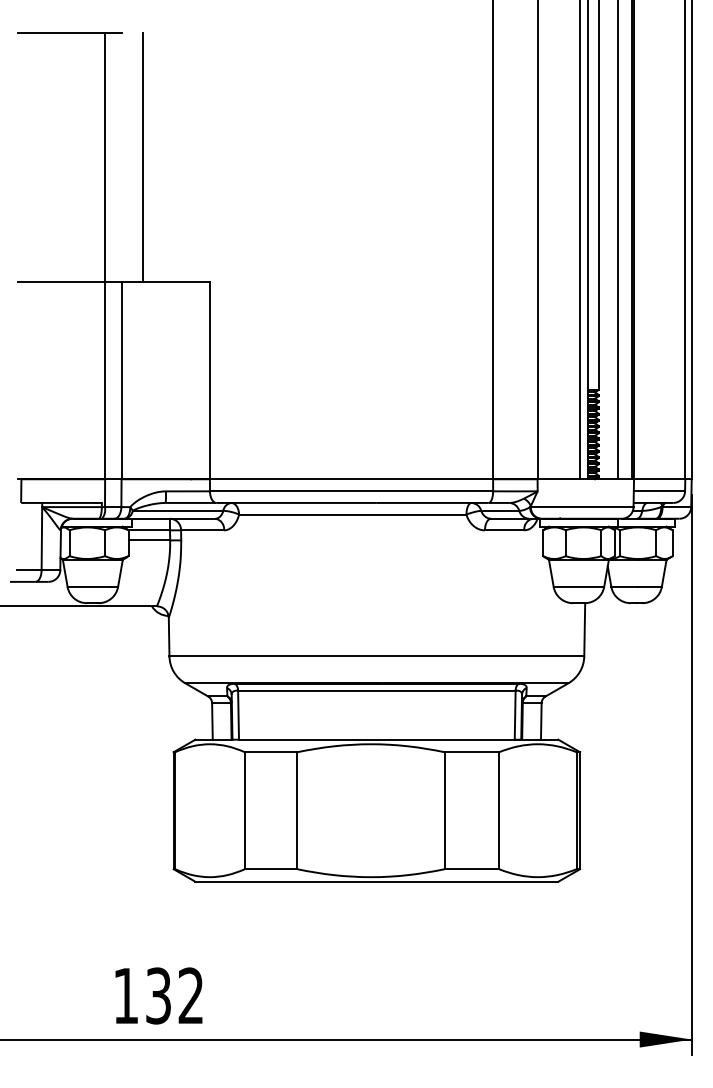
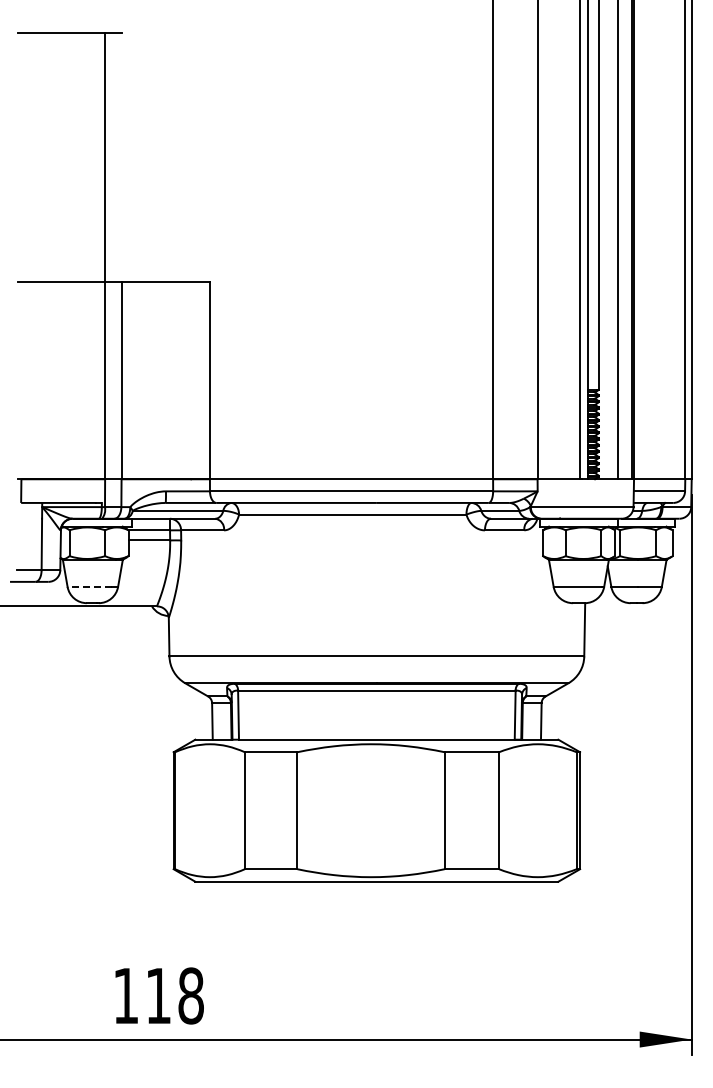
line: present -> none (142, 157)
line: solid -> dashed (89, 586)
text: 132 -> 118 (174, 995)
